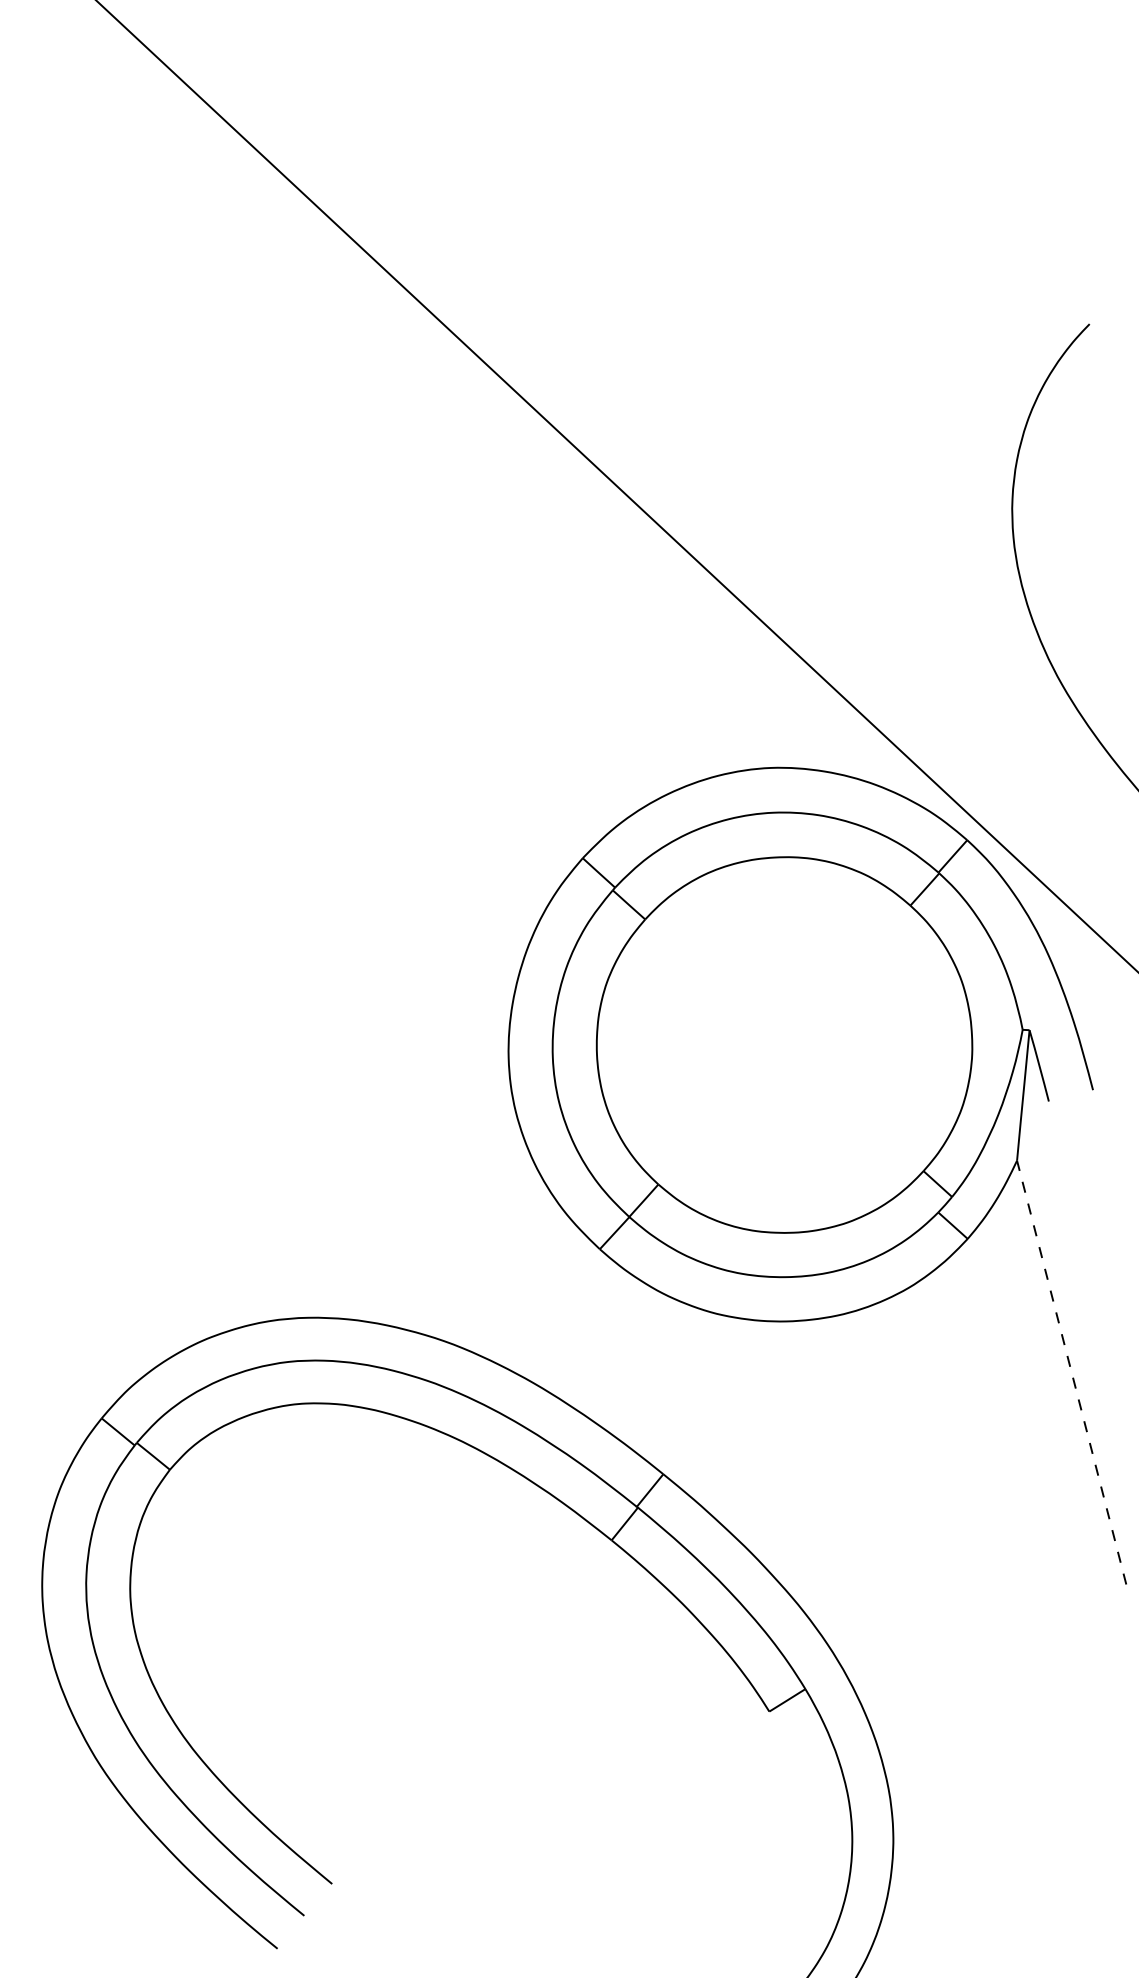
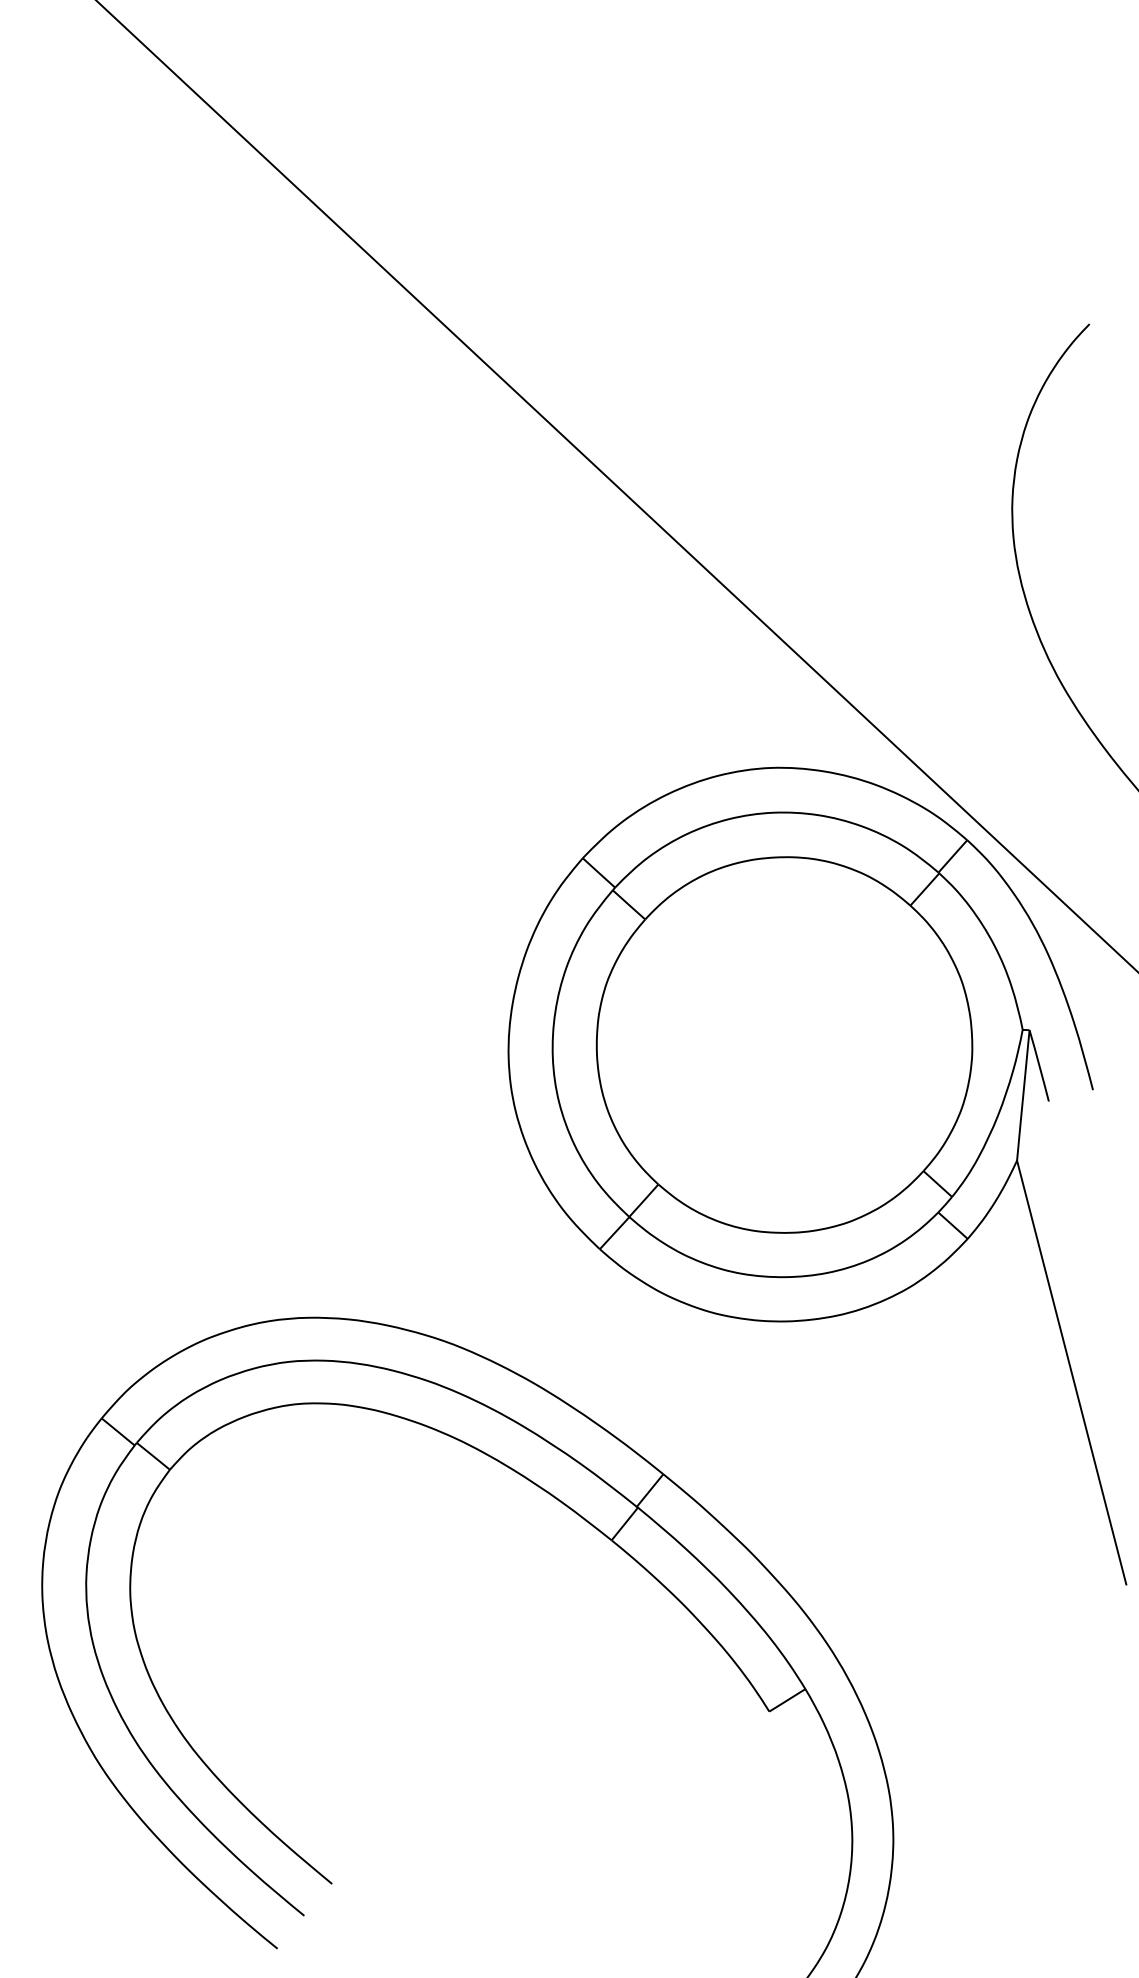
line: dashed -> solid (1071, 1372)
